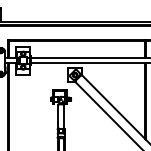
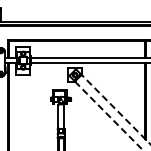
line: solid -> dashed (116, 109)
line: solid -> dashed (109, 116)
